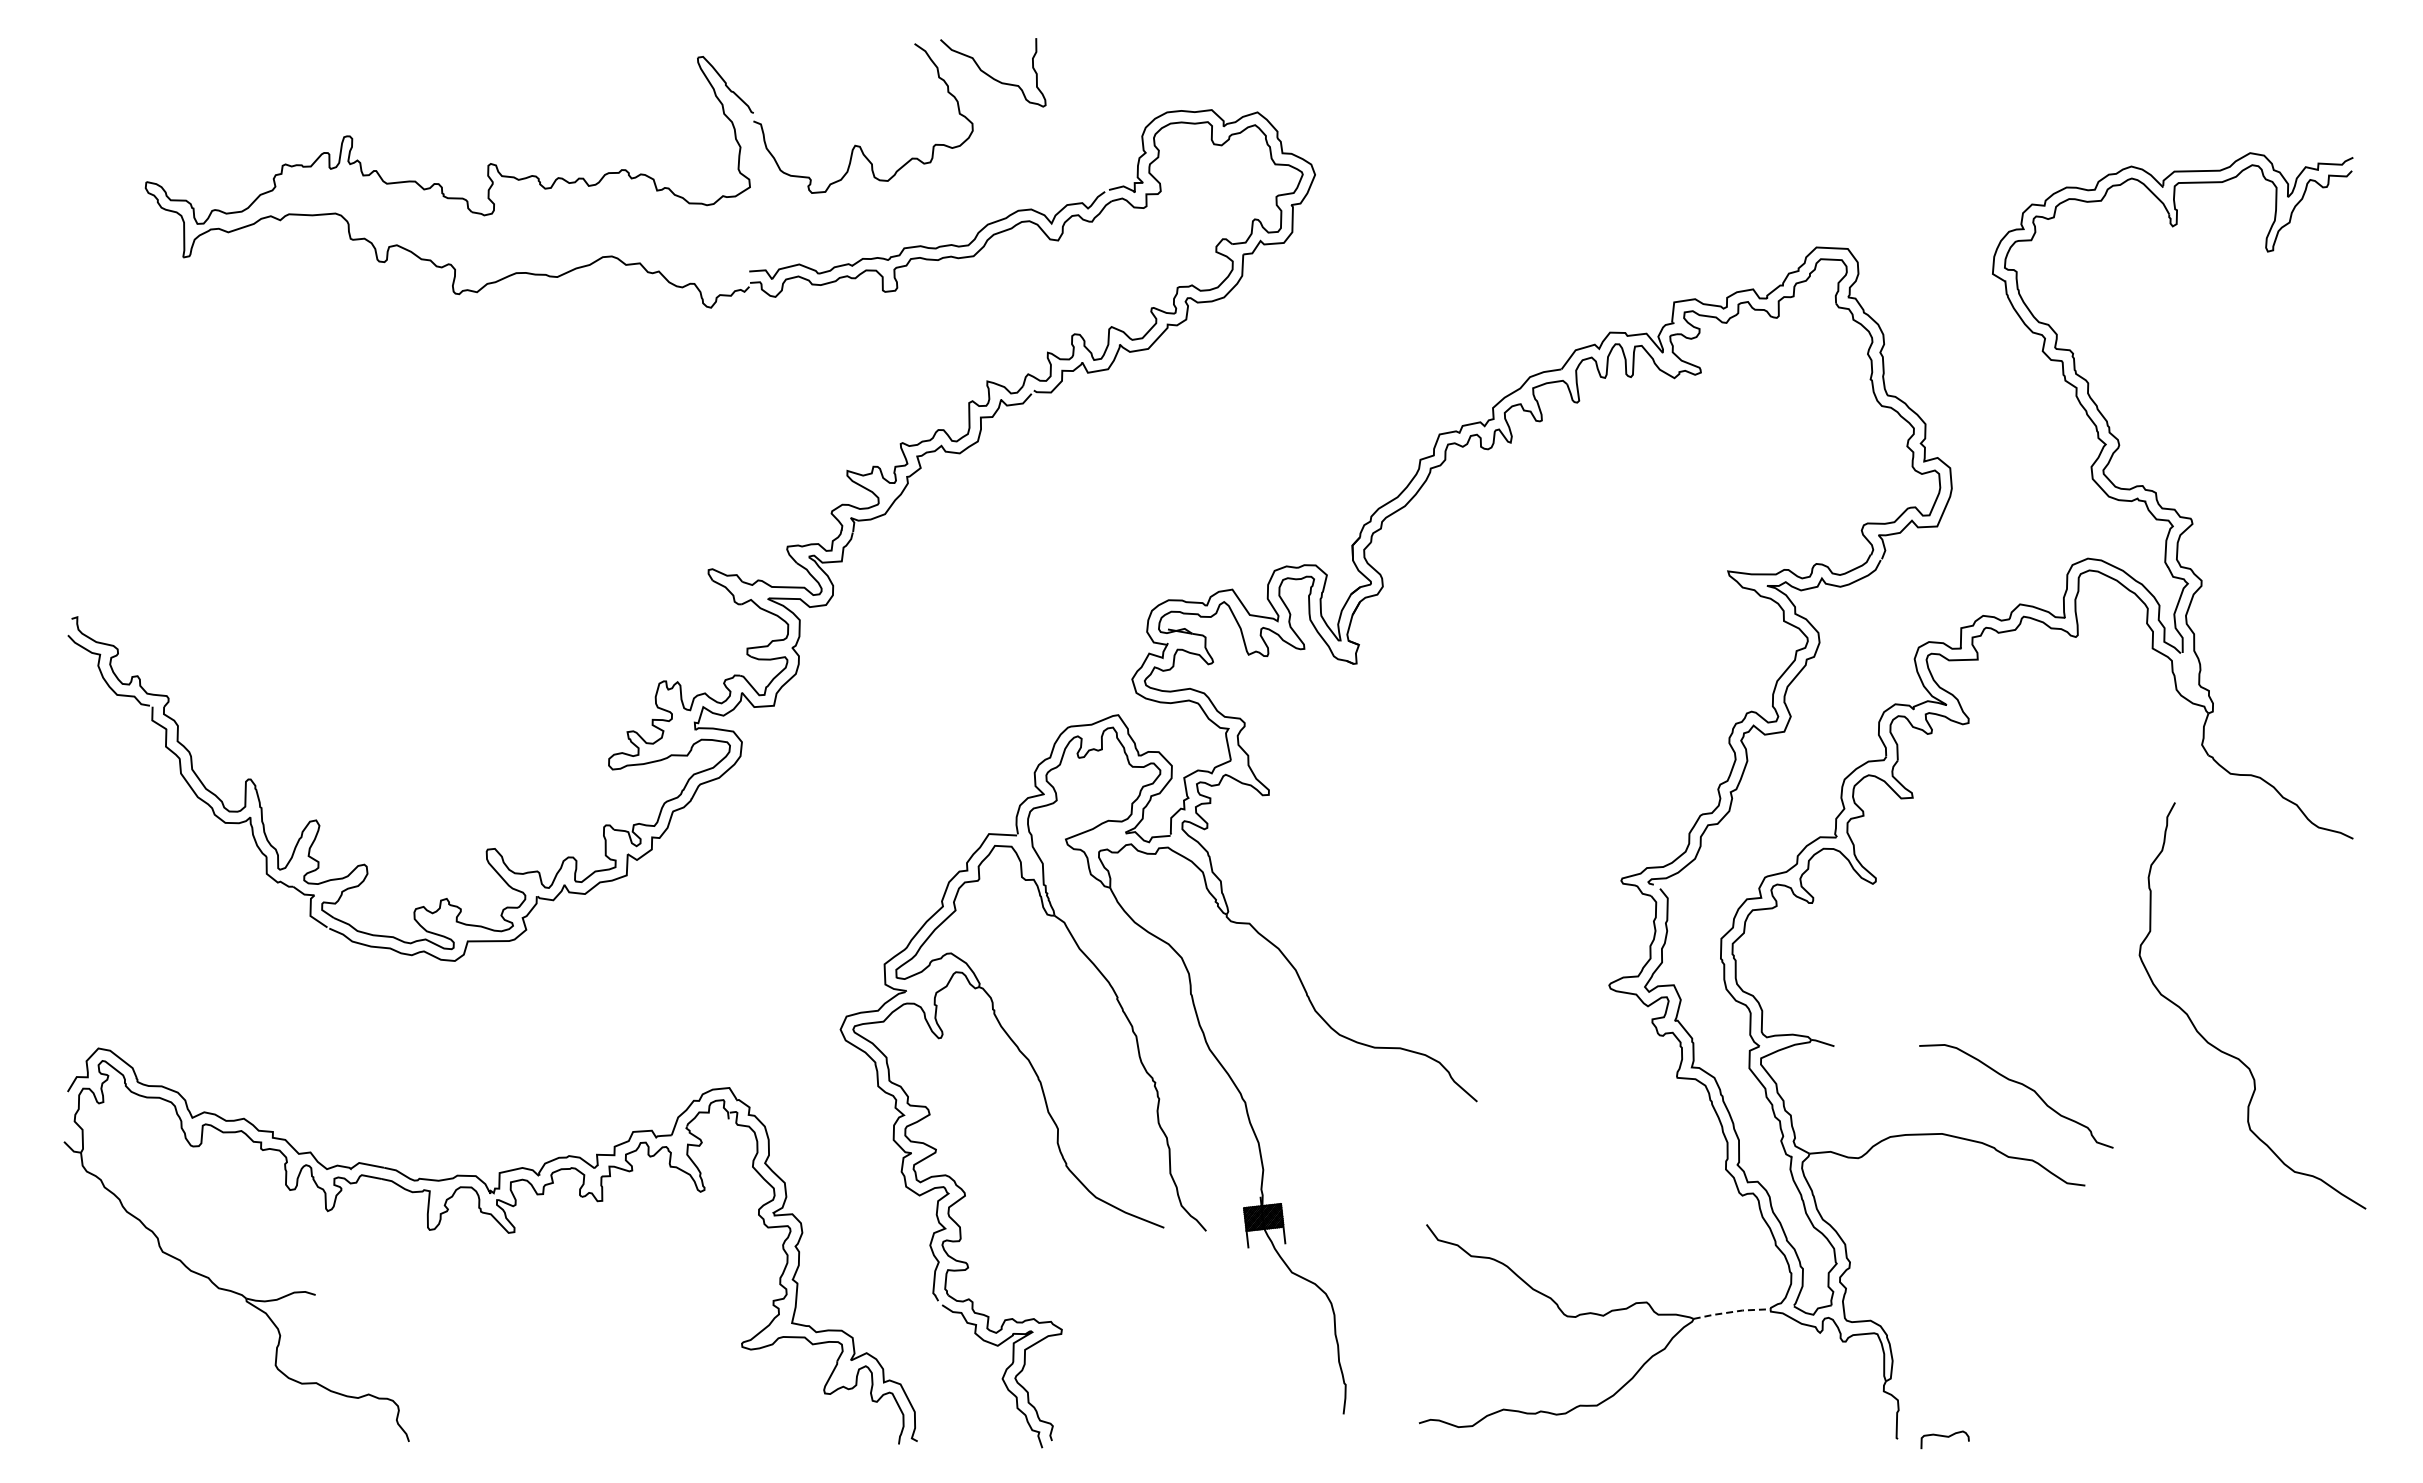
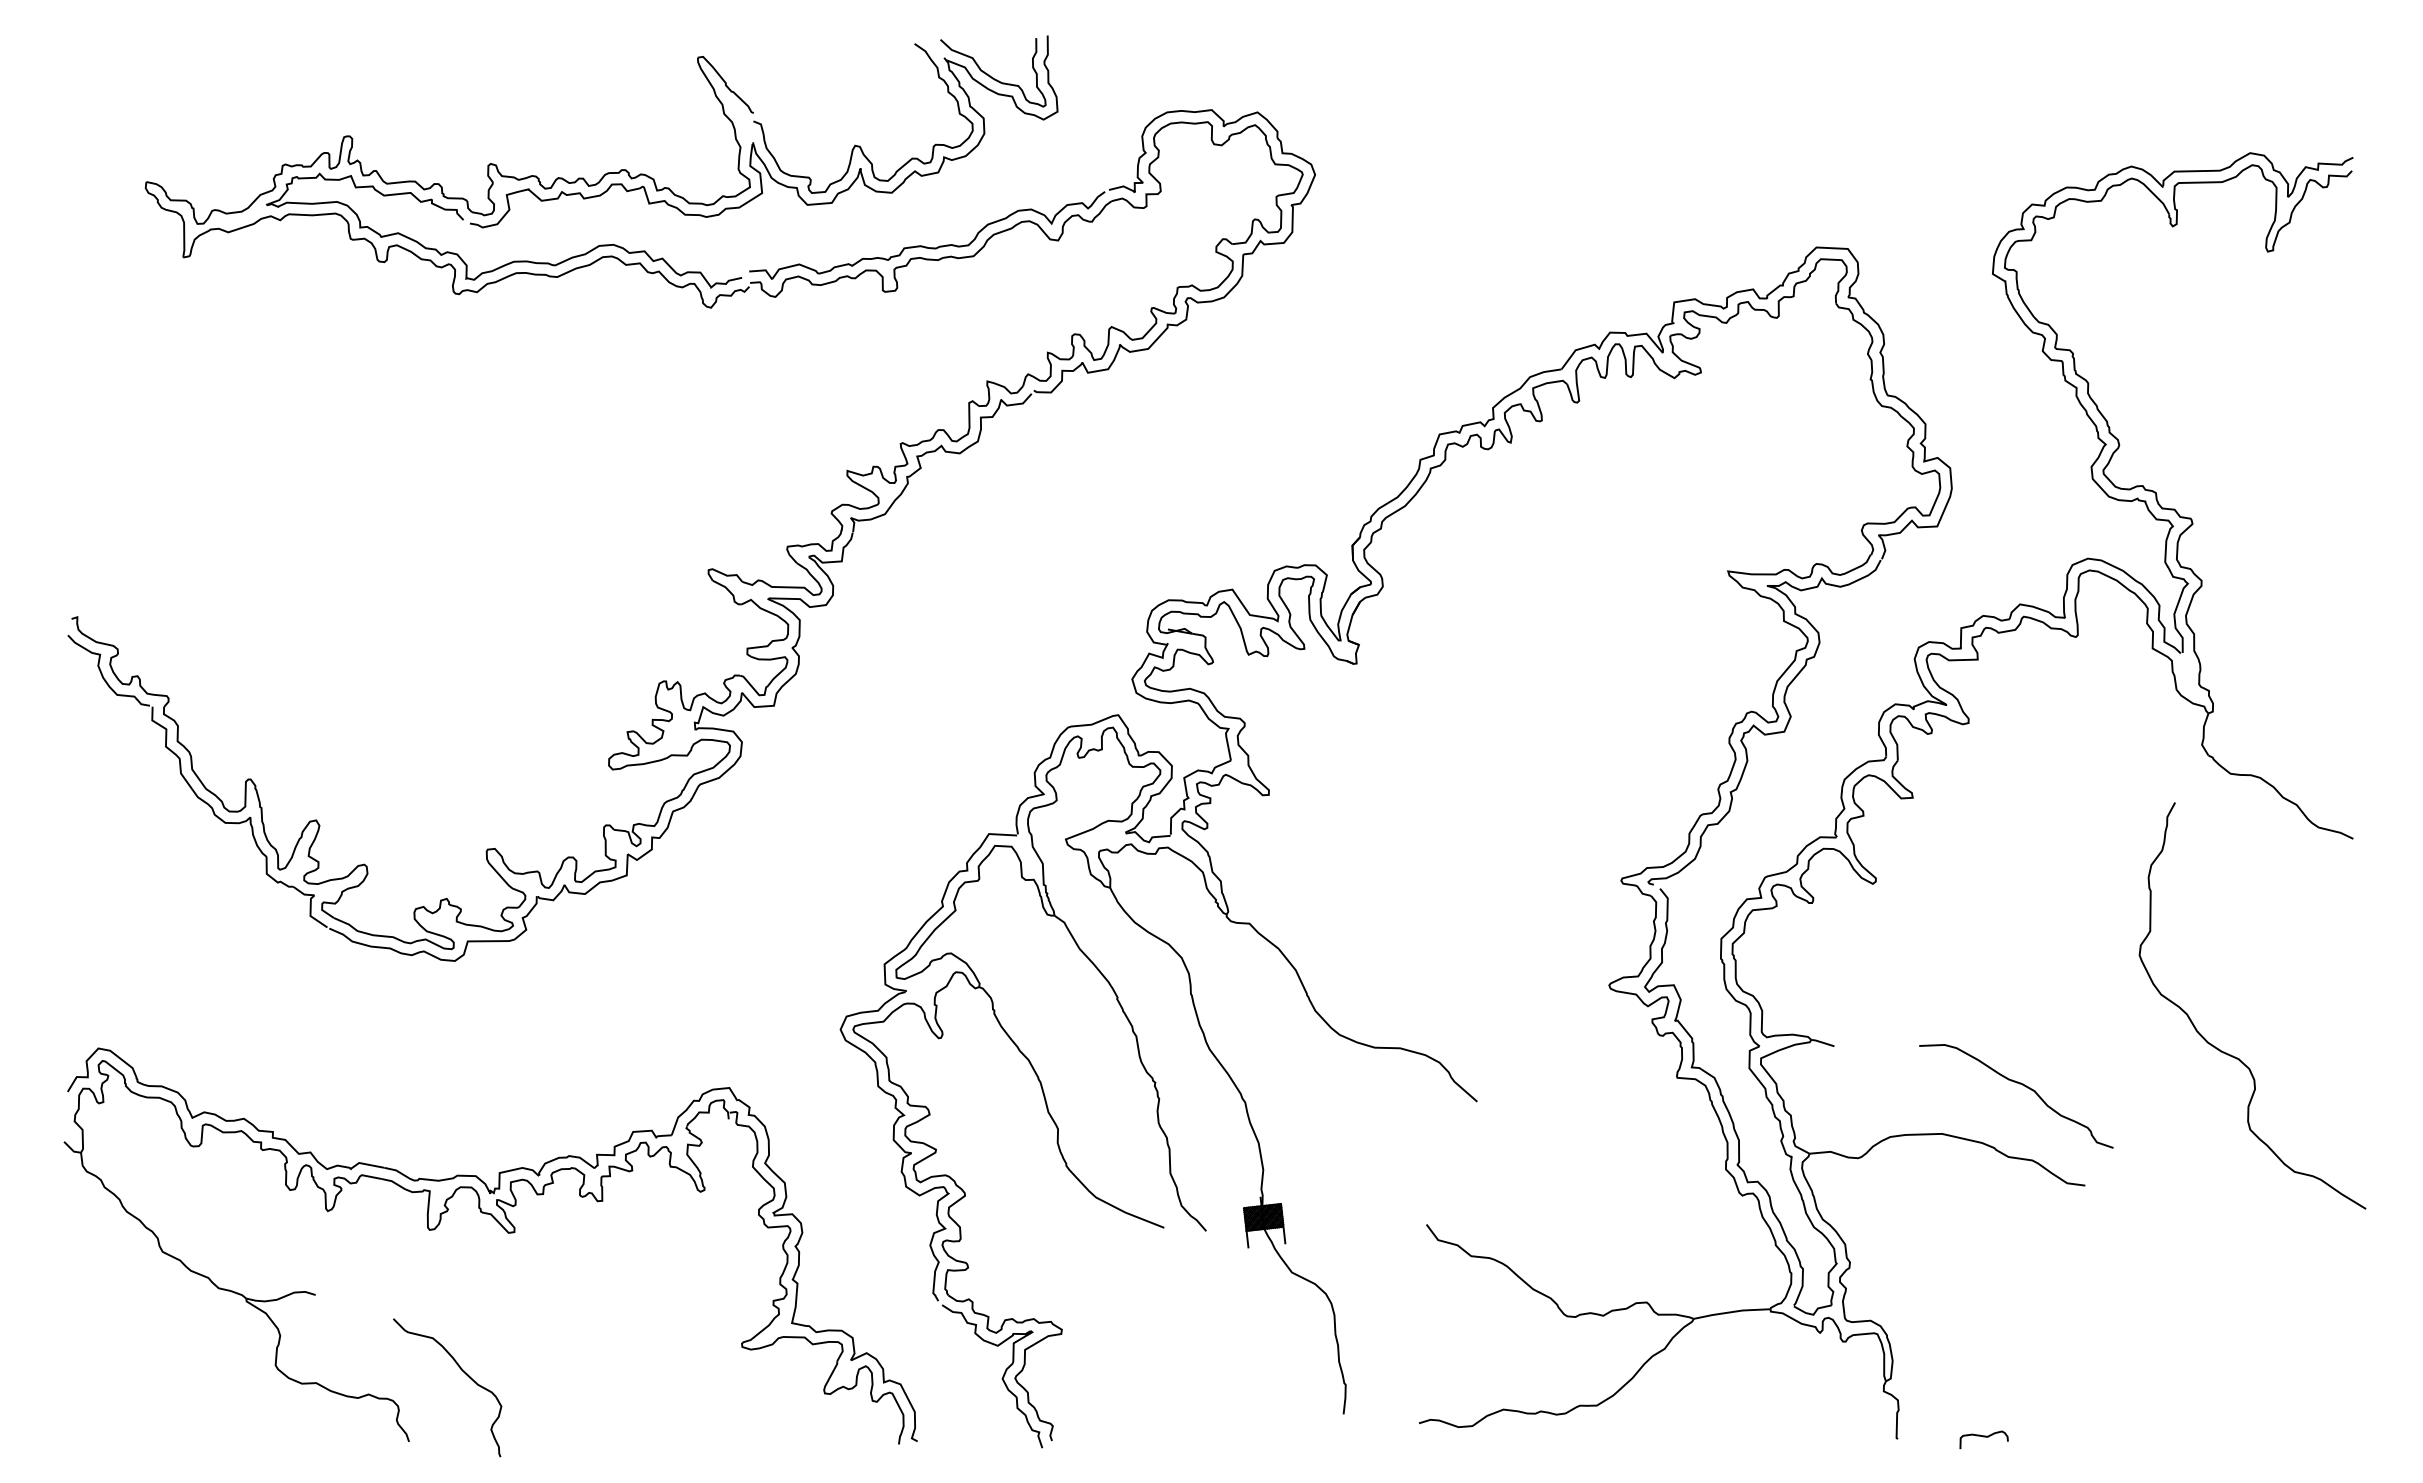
part: none -> present (644, 186)
line: dashed -> solid (1731, 1312)
curve: none -> present (462, 1371)
curve position: (1944, 1437) -> (1983, 1437) (1983, 1437)
